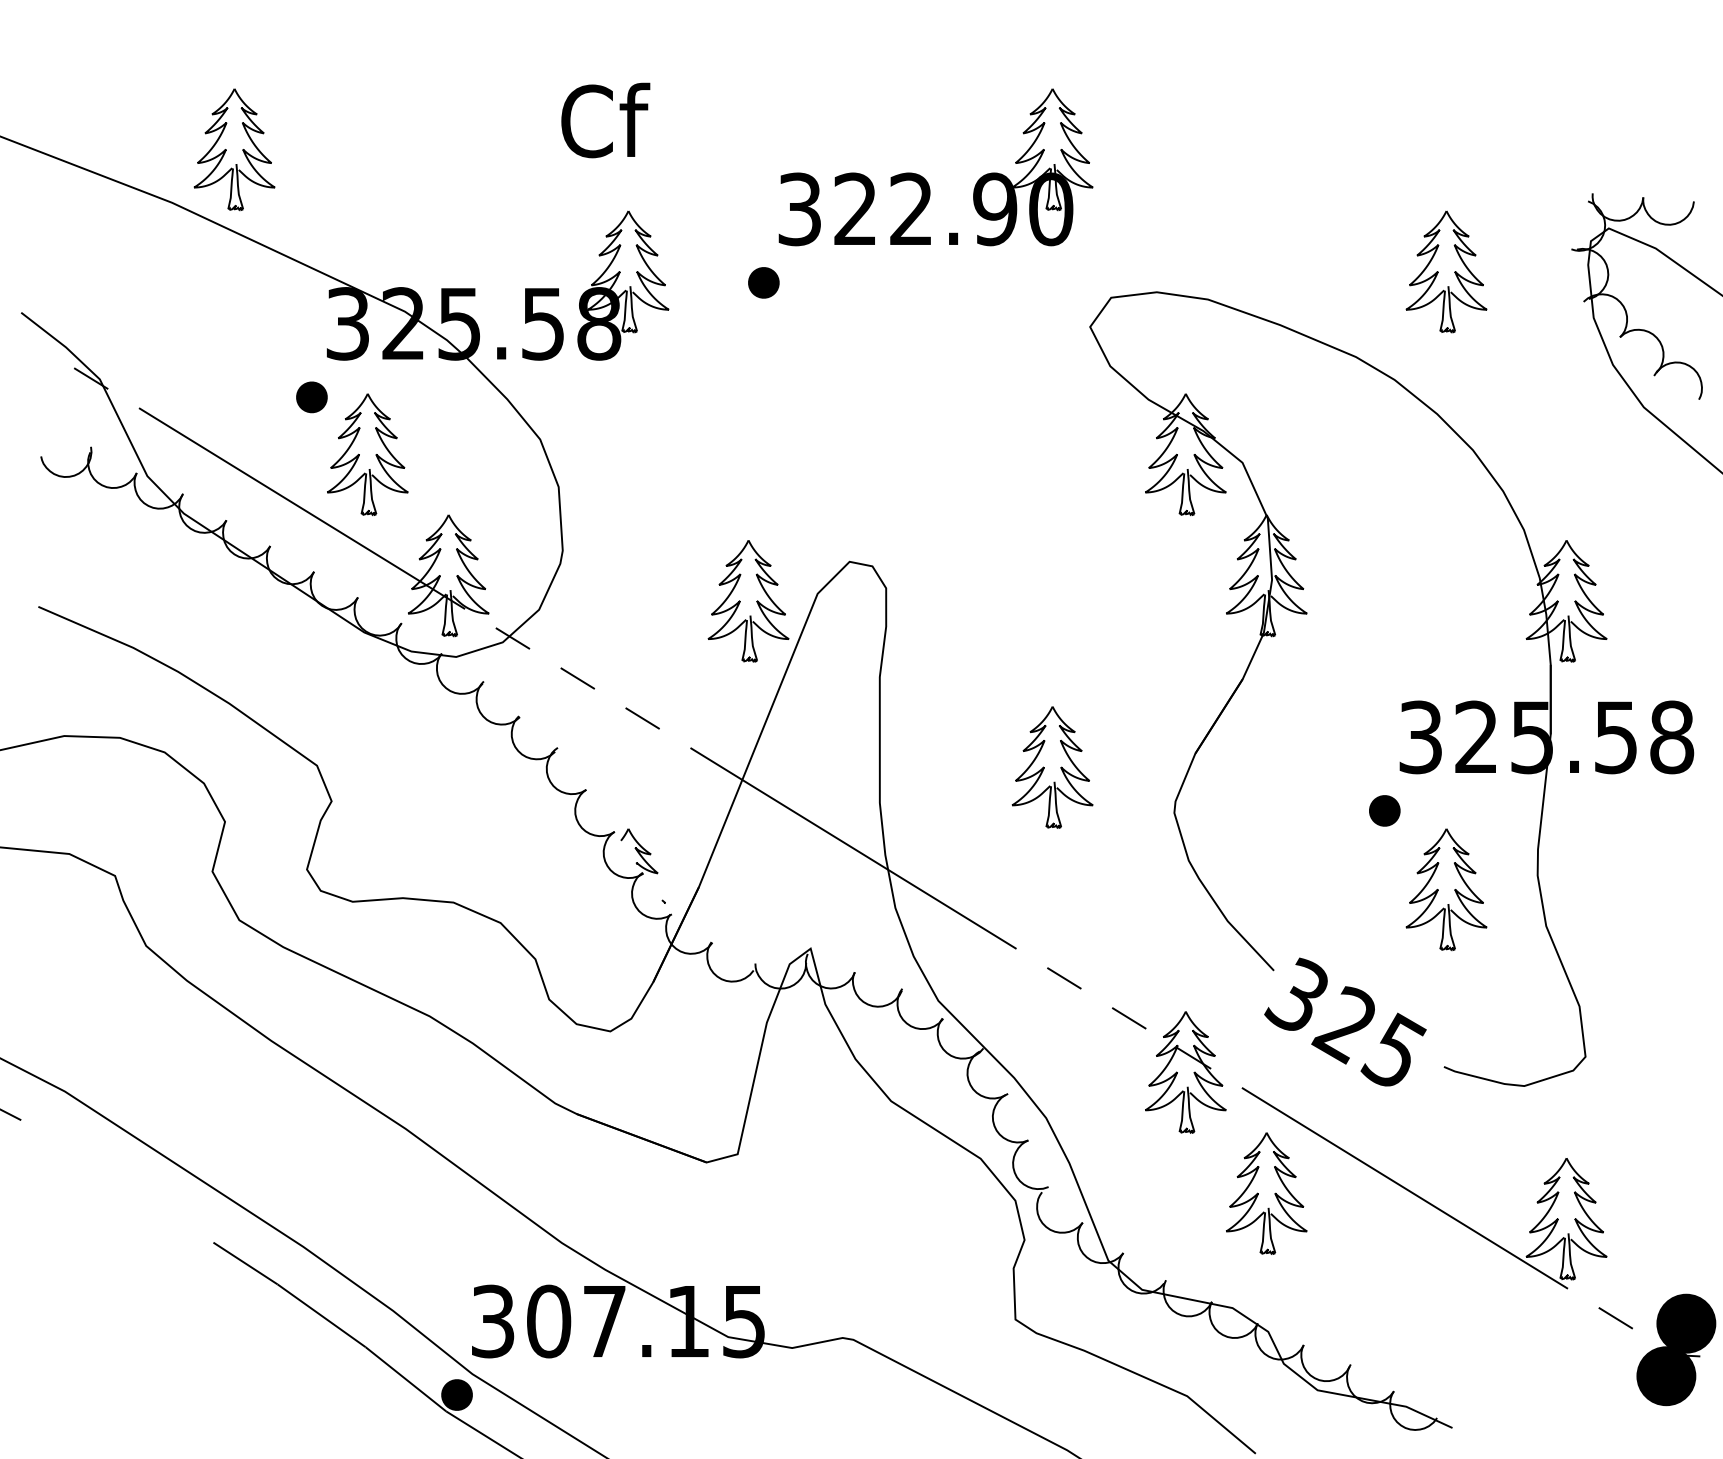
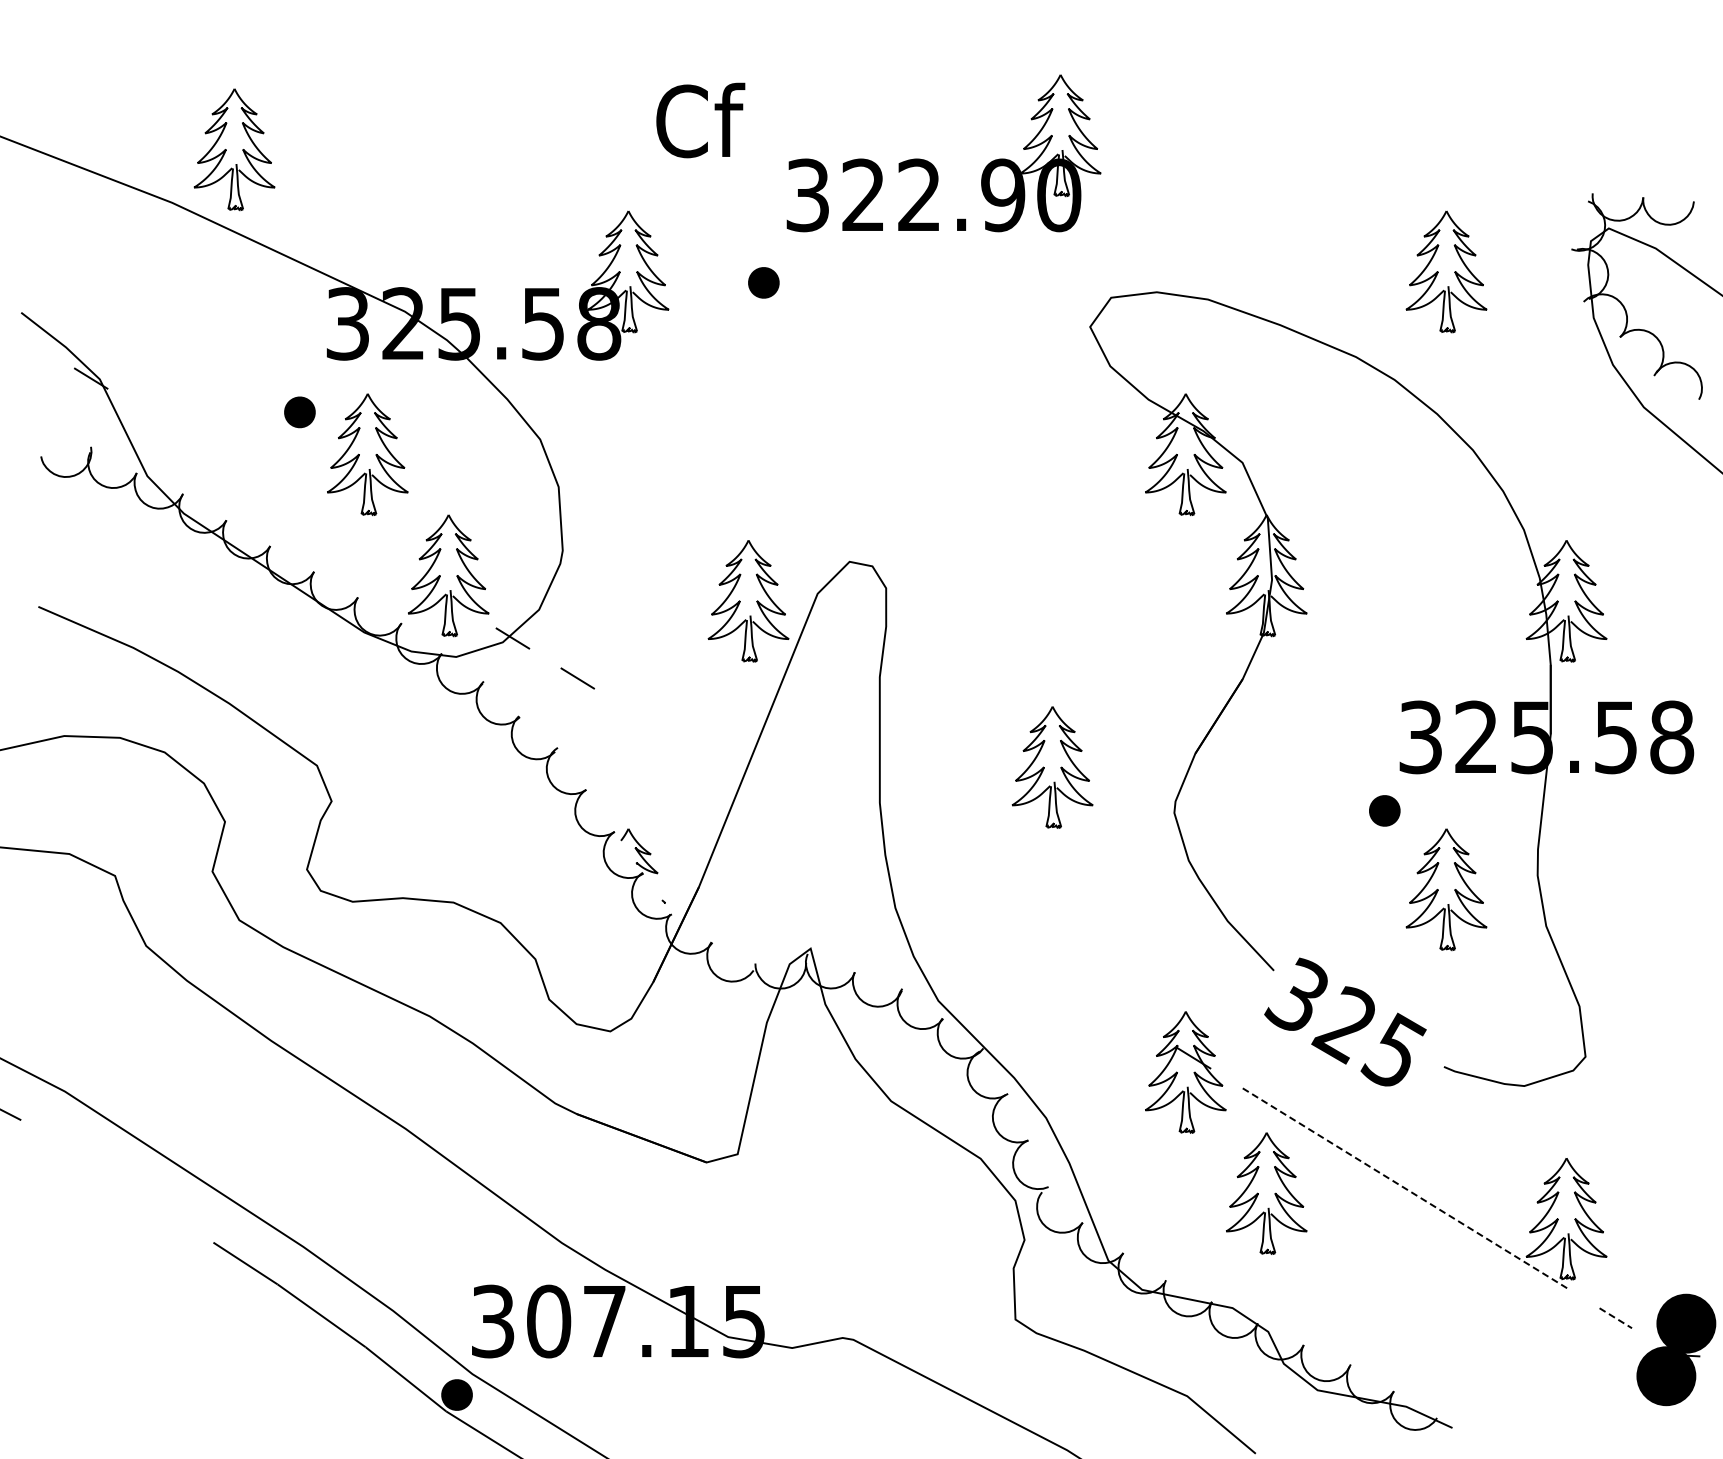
text position: (605, 120) -> (700, 120) (700, 120)
part position: (924, 177) -> (932, 163) (932, 163)
part position: (311, 397) -> (299, 412) (299, 412)
line: present -> none (301, 508)
line: present -> none (642, 718)
line: present -> none (853, 848)
line: present -> none (1064, 978)
line: present -> none (1129, 1018)
line: solid -> dashed (1404, 1188)
line: solid -> dashed (1616, 1318)
